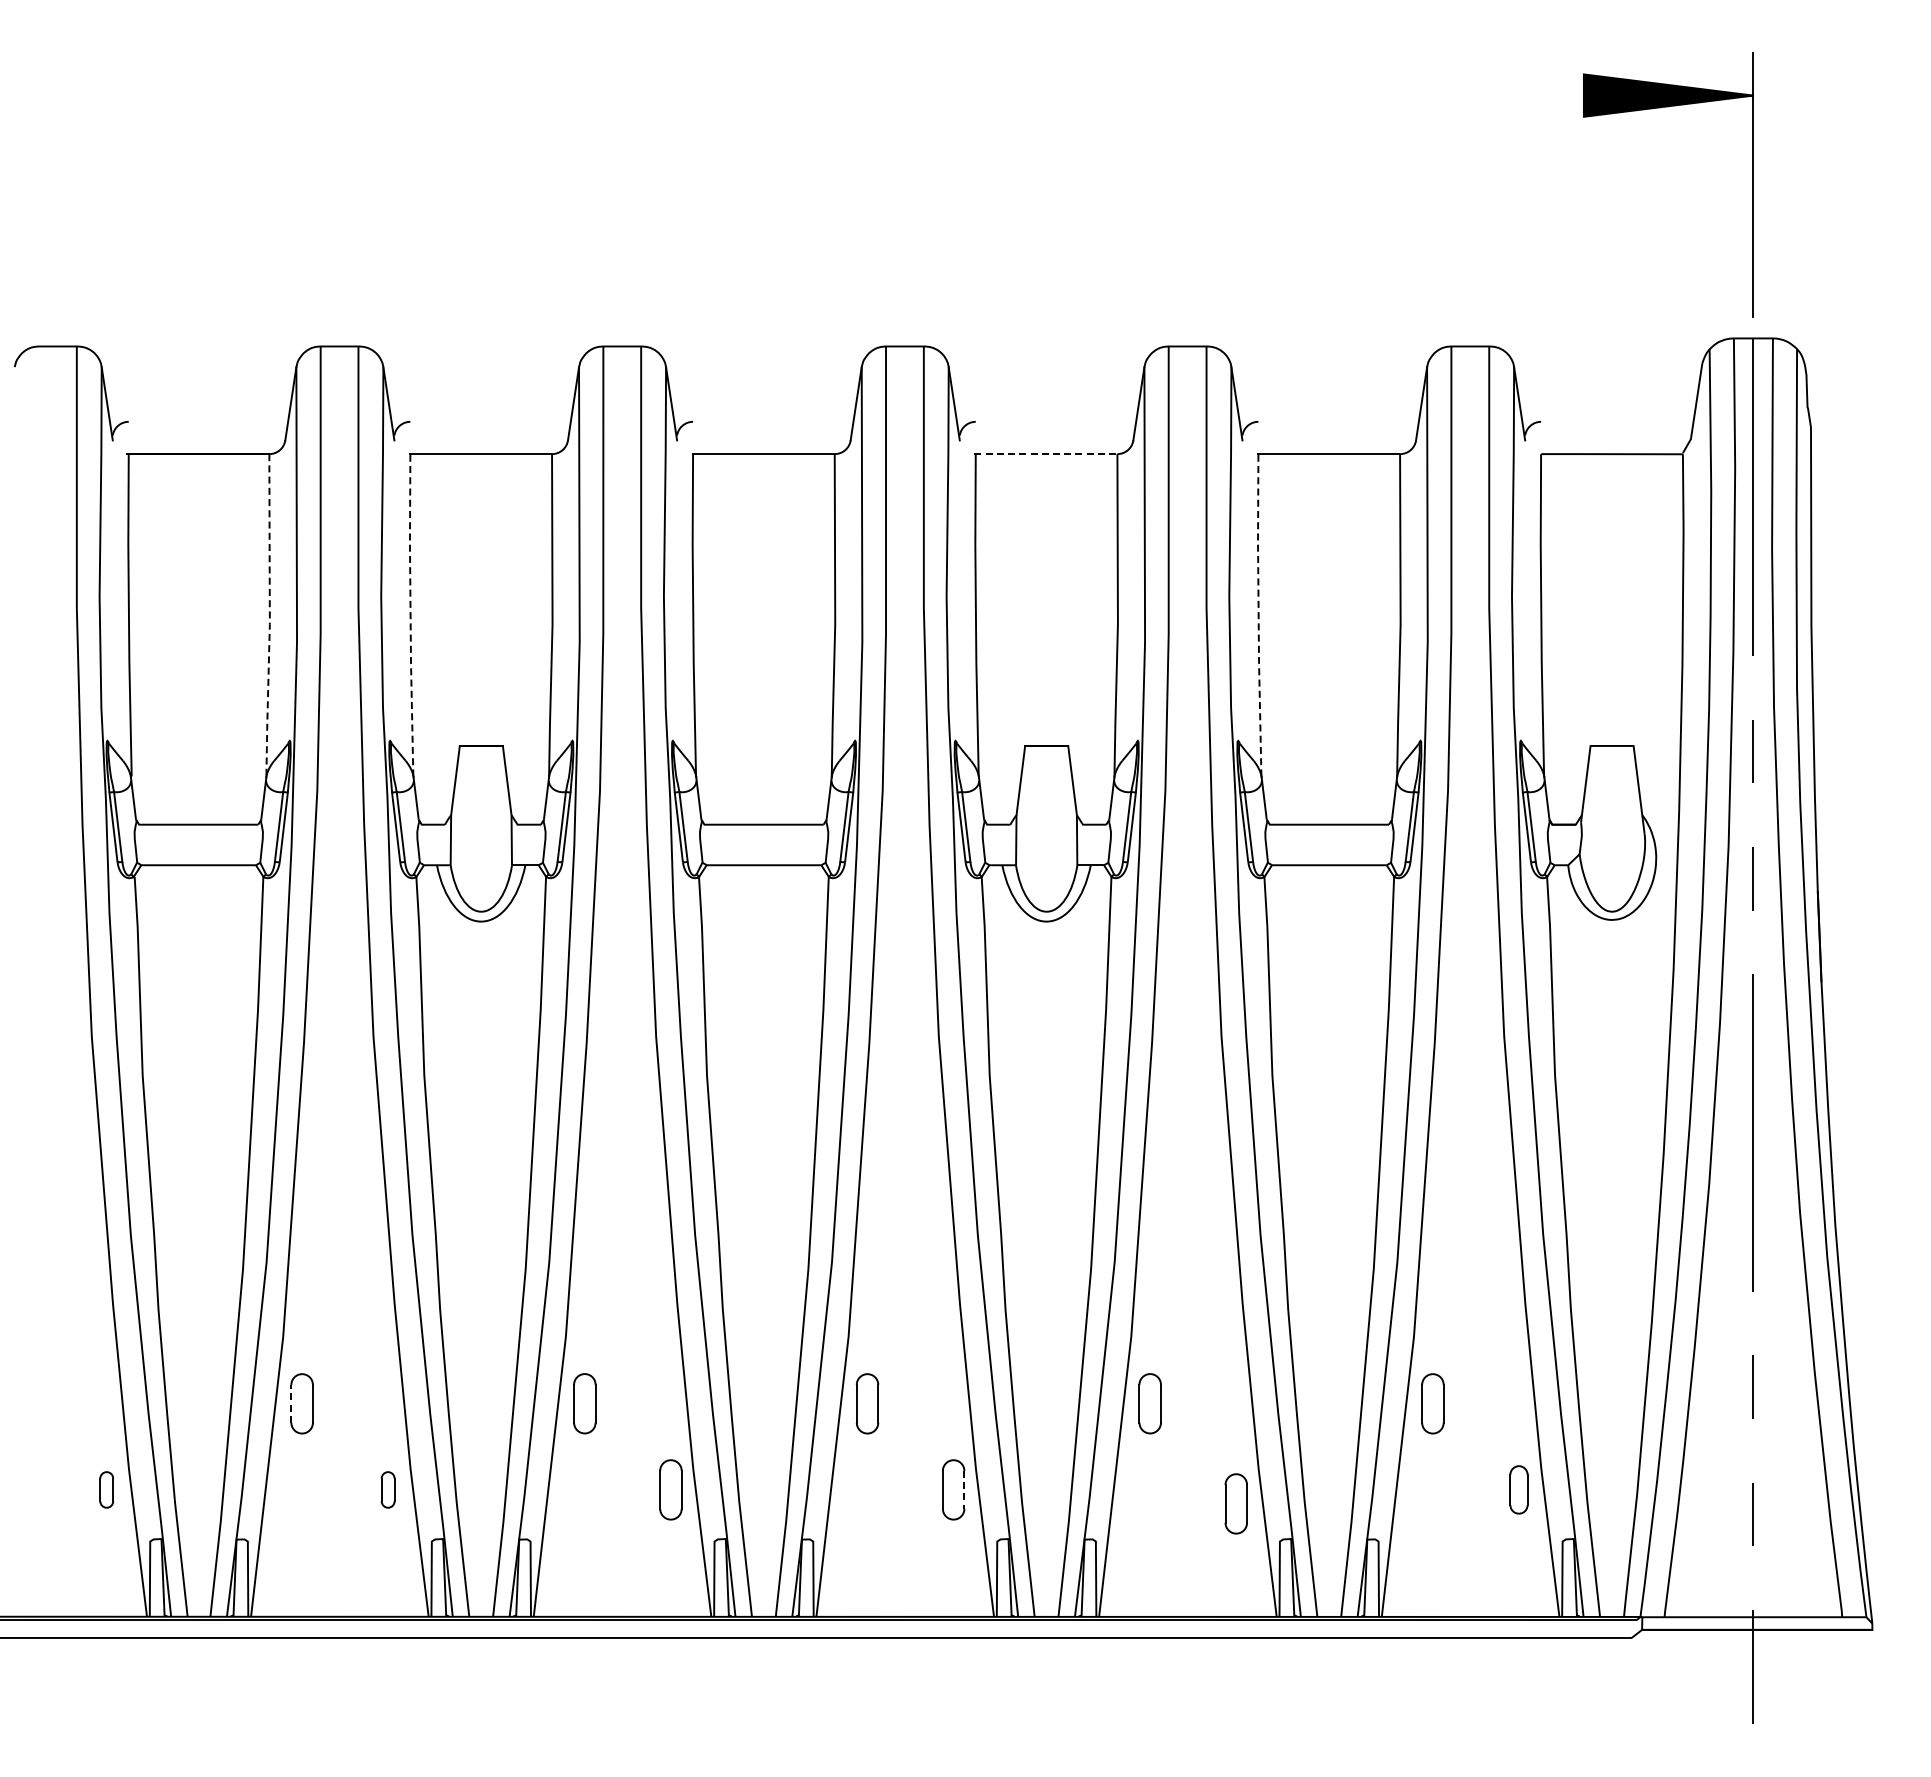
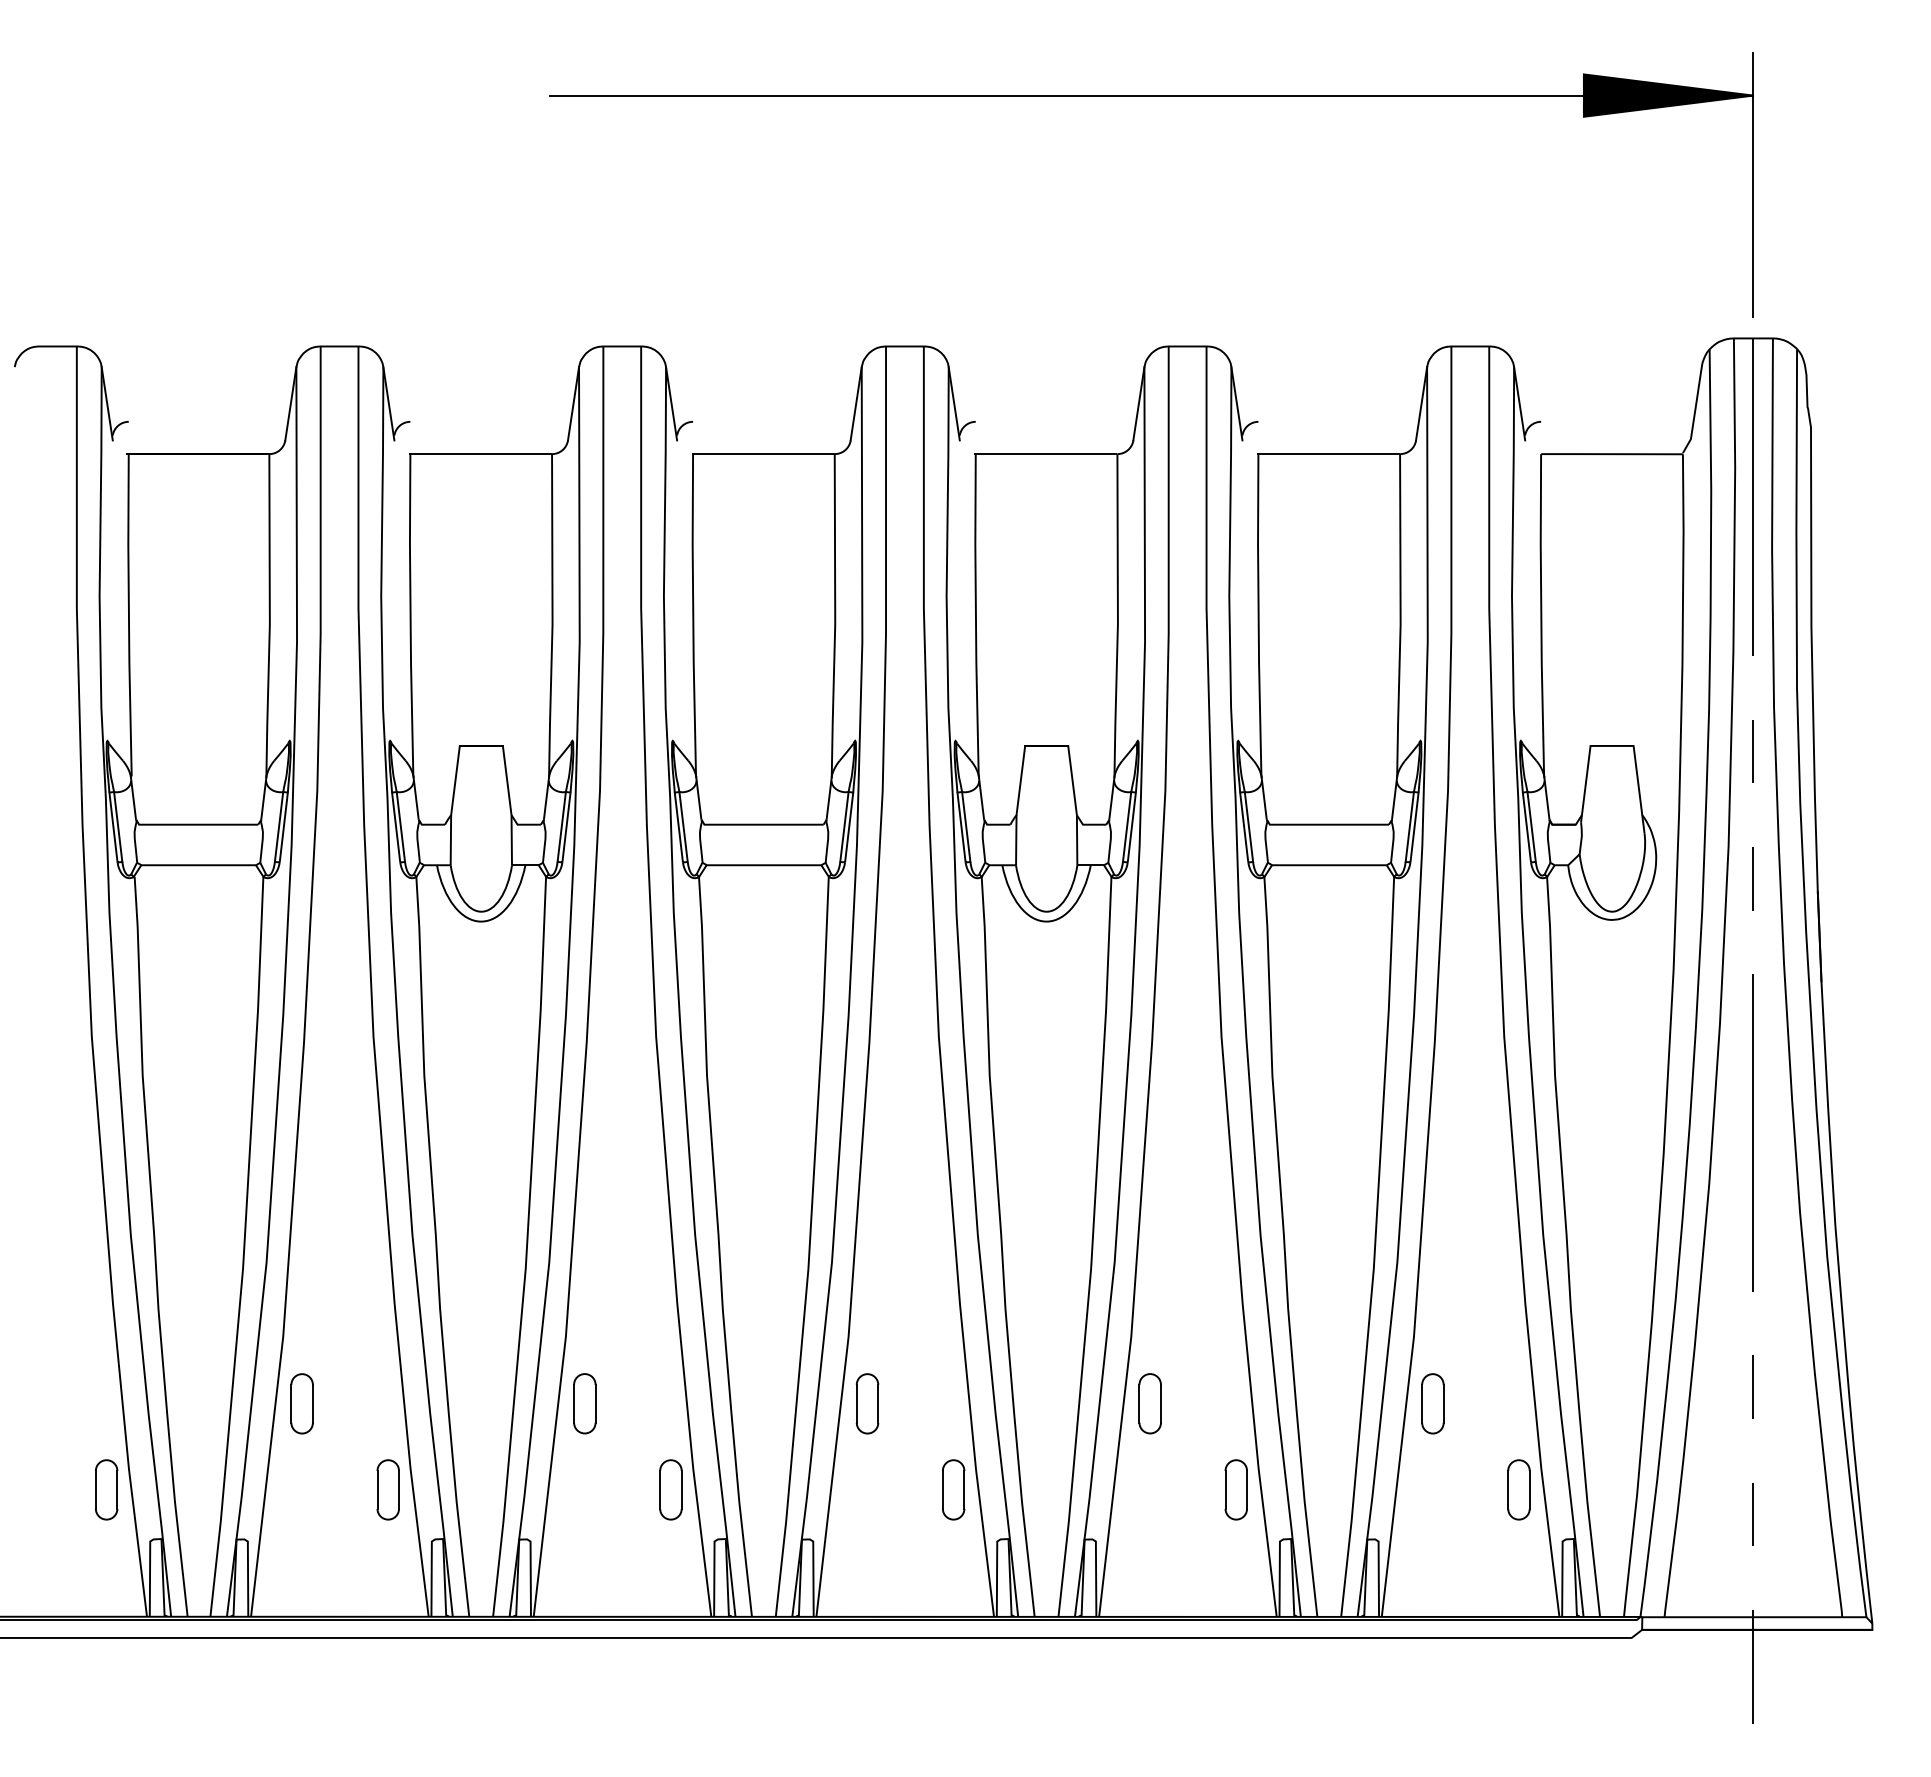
line: none -> present (1151, 95)
line: dashed -> solid (1045, 454)
line: dashed -> solid (410, 615)
line: dashed -> solid (1258, 615)
line: dashed -> solid (269, 616)
line: dashed -> solid (291, 1403)
part size: 16x38 px -> 24x62 px (106, 1489)
part size: 16x38 px -> 24x62 px (387, 1489)
line: dashed -> solid (964, 1489)
part size: 20x50 px -> 24x62 px (1518, 1489)
part position: (1235, 1503) -> (1235, 1489) (1235, 1489)
